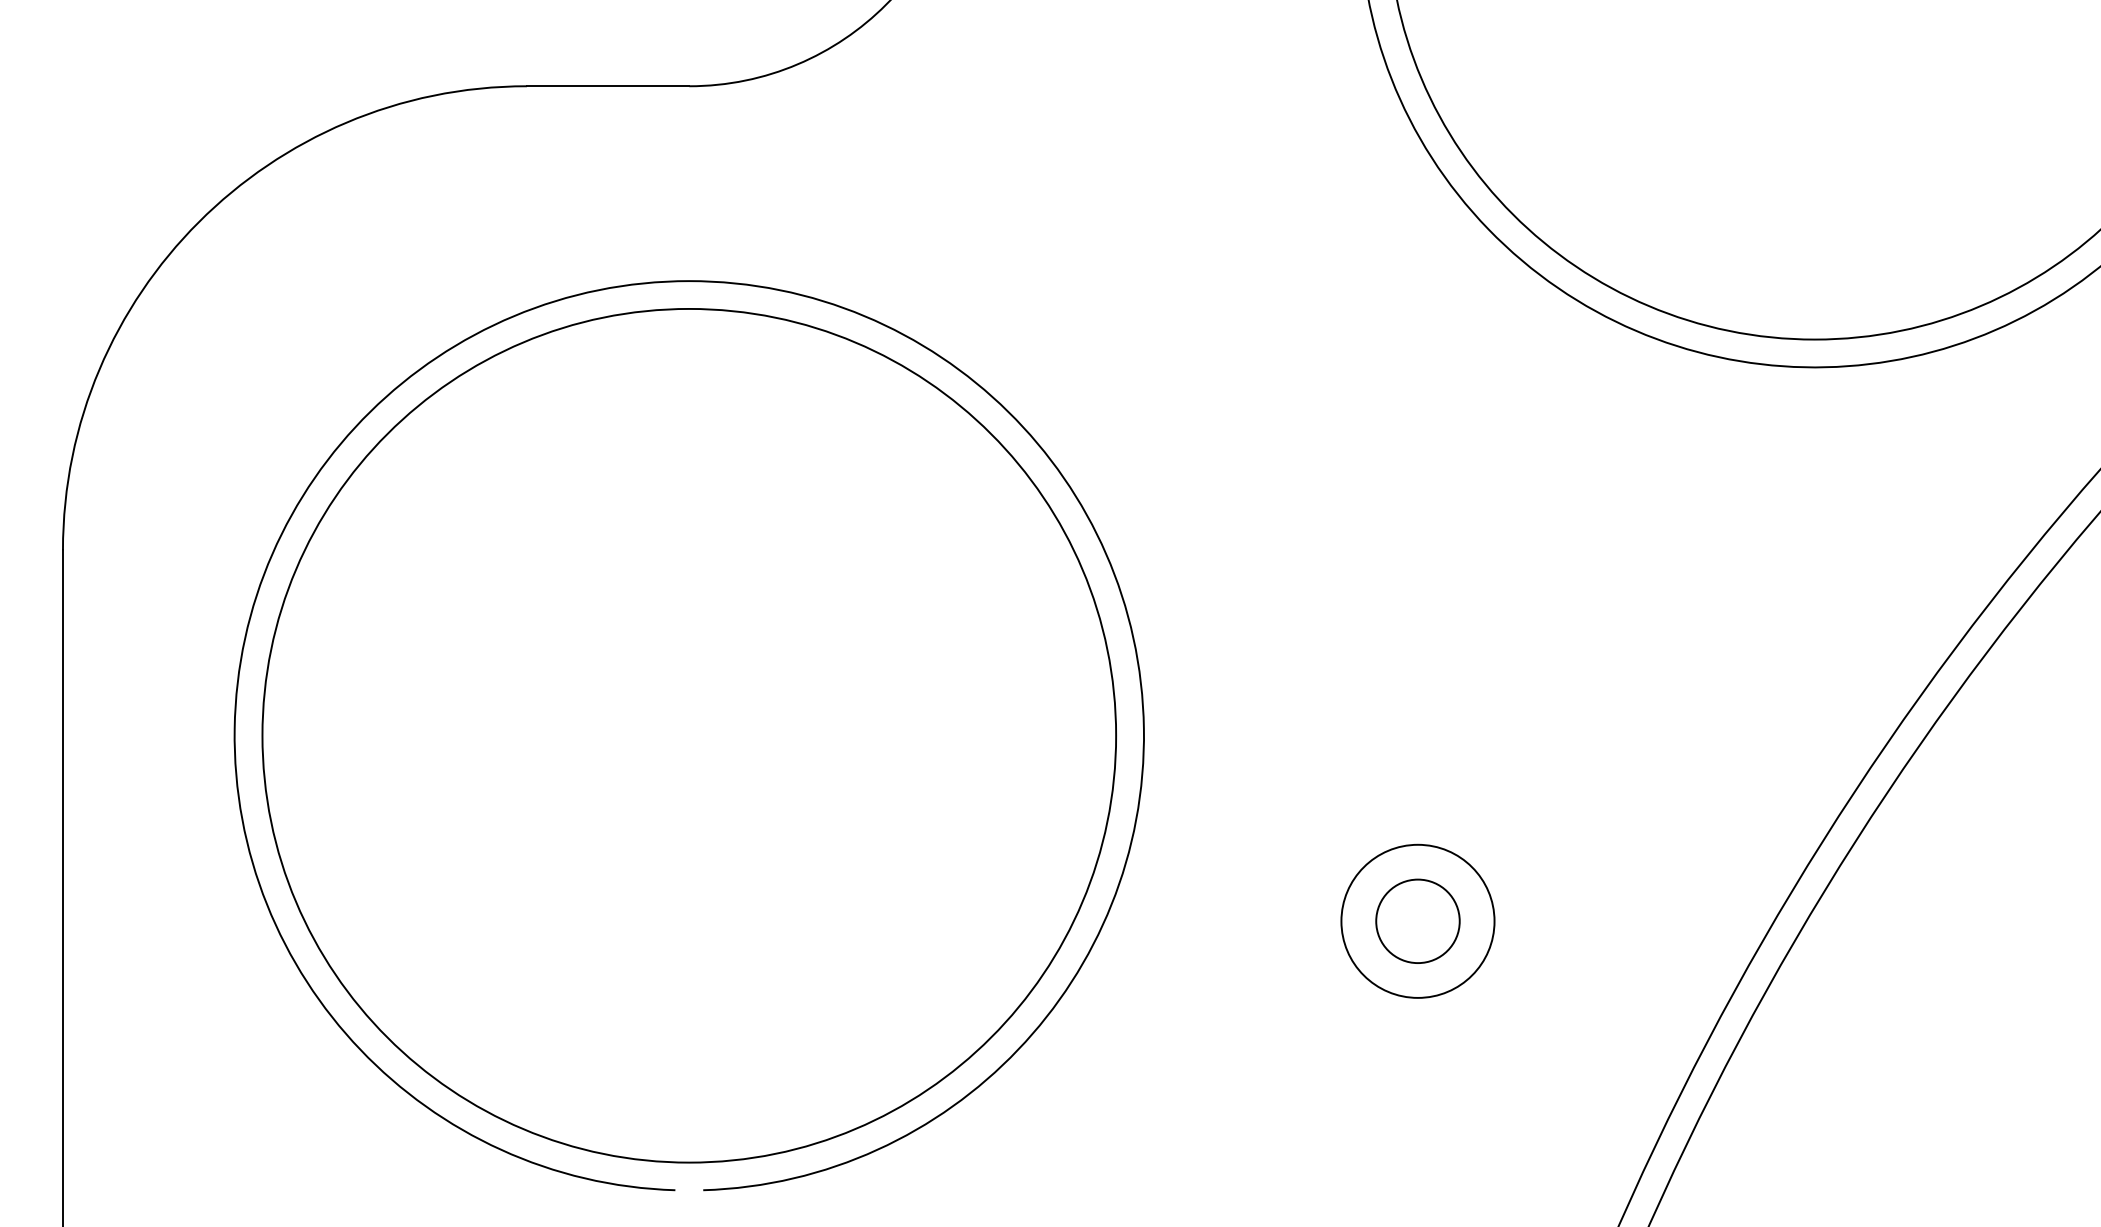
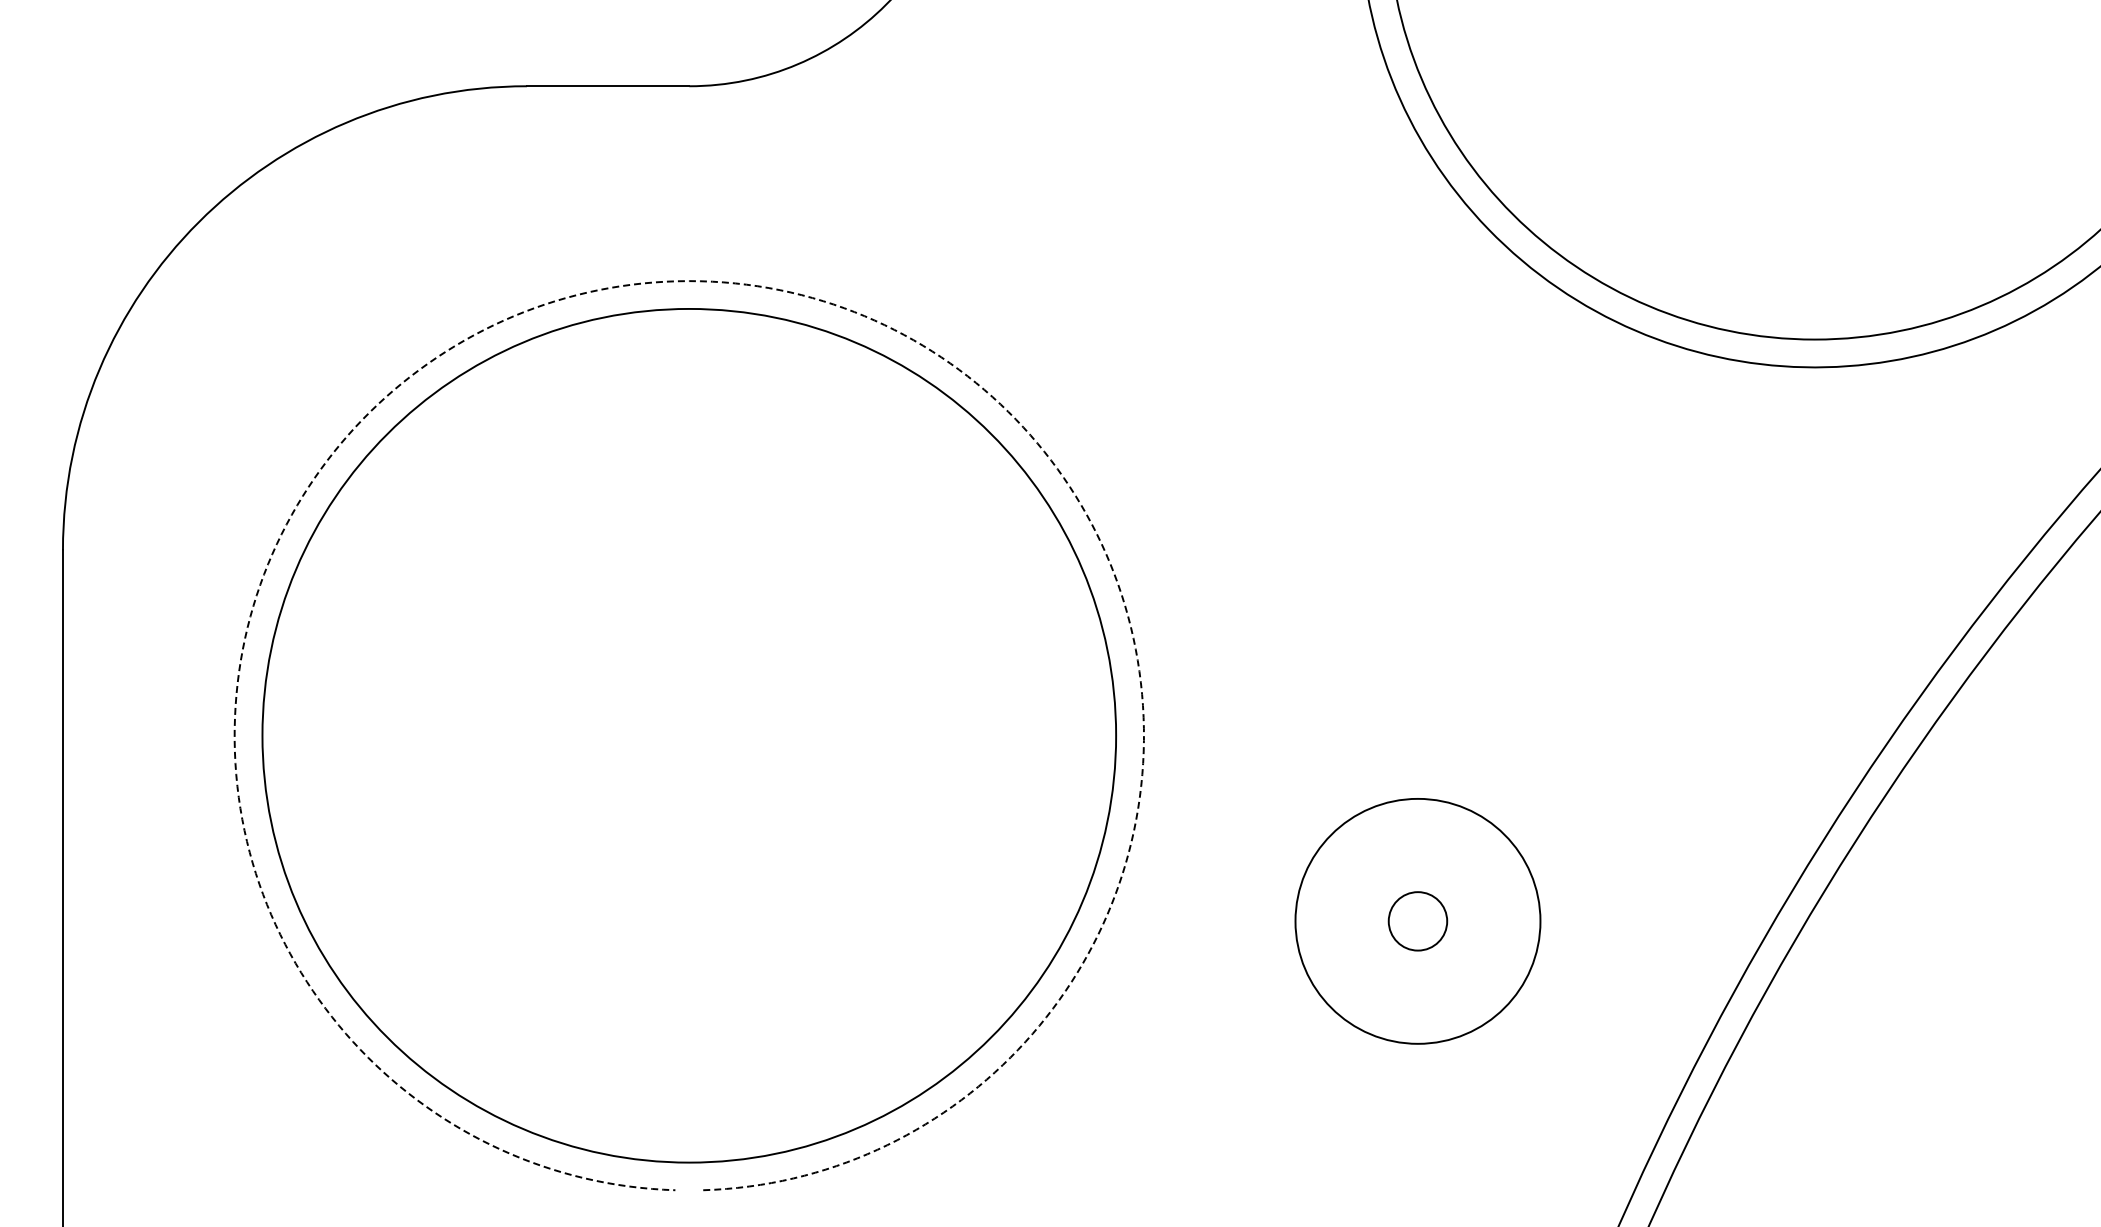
arc: solid -> dashed (689, 281)
circle diameter: 153 px -> 245 px (1417, 920)
circle diameter: 84 px -> 58 px (1417, 921)
